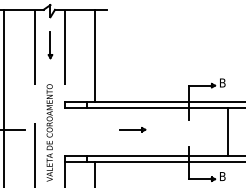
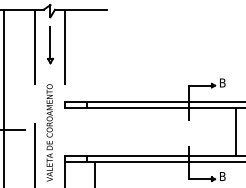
part size: 7x29 px -> 7x39 px (50, 45)
line: present -> none (94, 55)
part: present -> none (132, 129)
line position: (227, 131) -> (235, 131) (235, 131)
